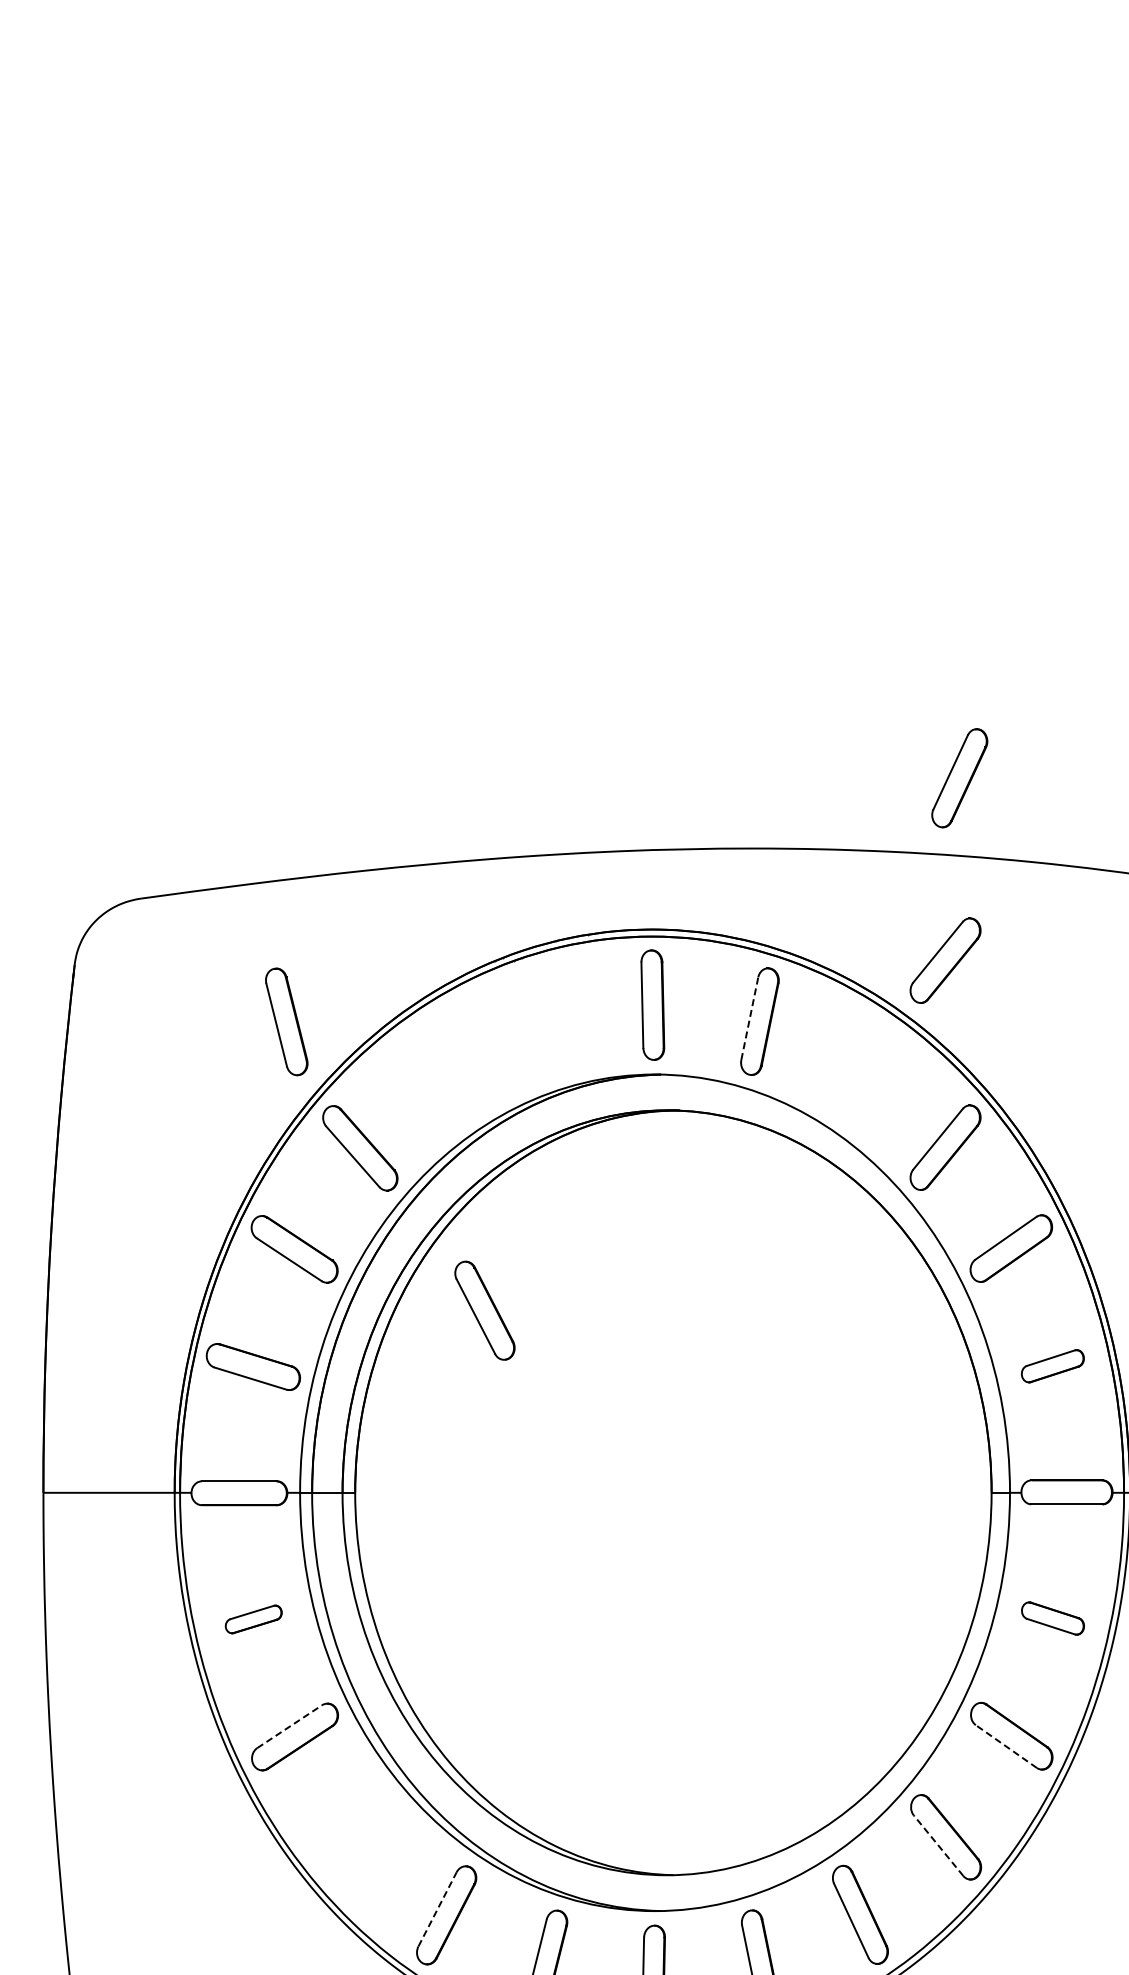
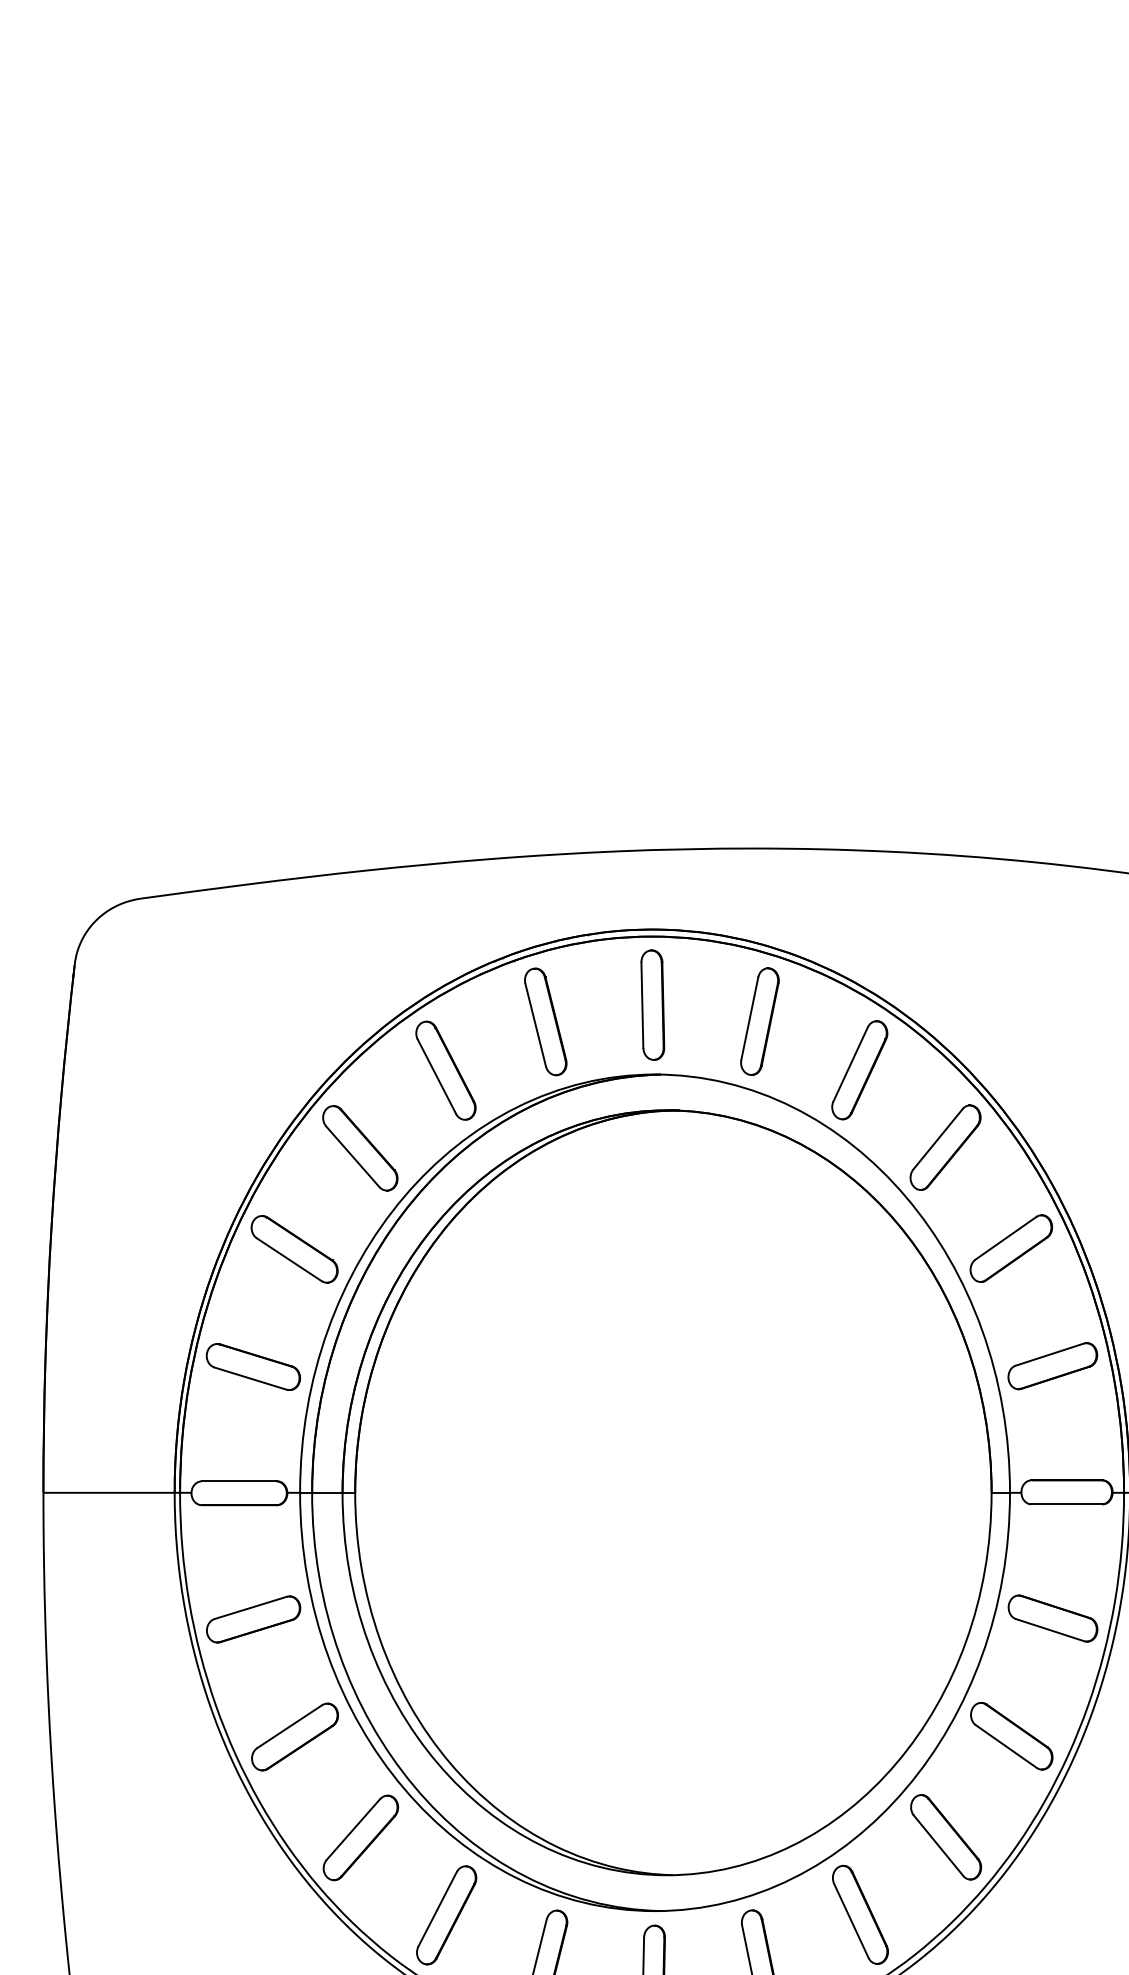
part position: (959, 778) -> (859, 1070) (859, 1070)
part: present -> none (945, 960)
line: dashed -> solid (749, 1018)
part position: (286, 1021) -> (545, 1021) (545, 1021)
part position: (484, 1310) -> (445, 1070) (445, 1070)
part size: 65x35 px -> 92x49 px (1052, 1366)
part size: 64x35 px -> 92x49 px (1052, 1618)
part size: 59x31 px -> 96x49 px (253, 1619)
line: dashed -> solid (289, 1726)
line: dashed -> solid (1005, 1746)
part: none -> present (360, 1837)
line: dashed -> solid (938, 1845)
line: dashed -> solid (437, 1909)
